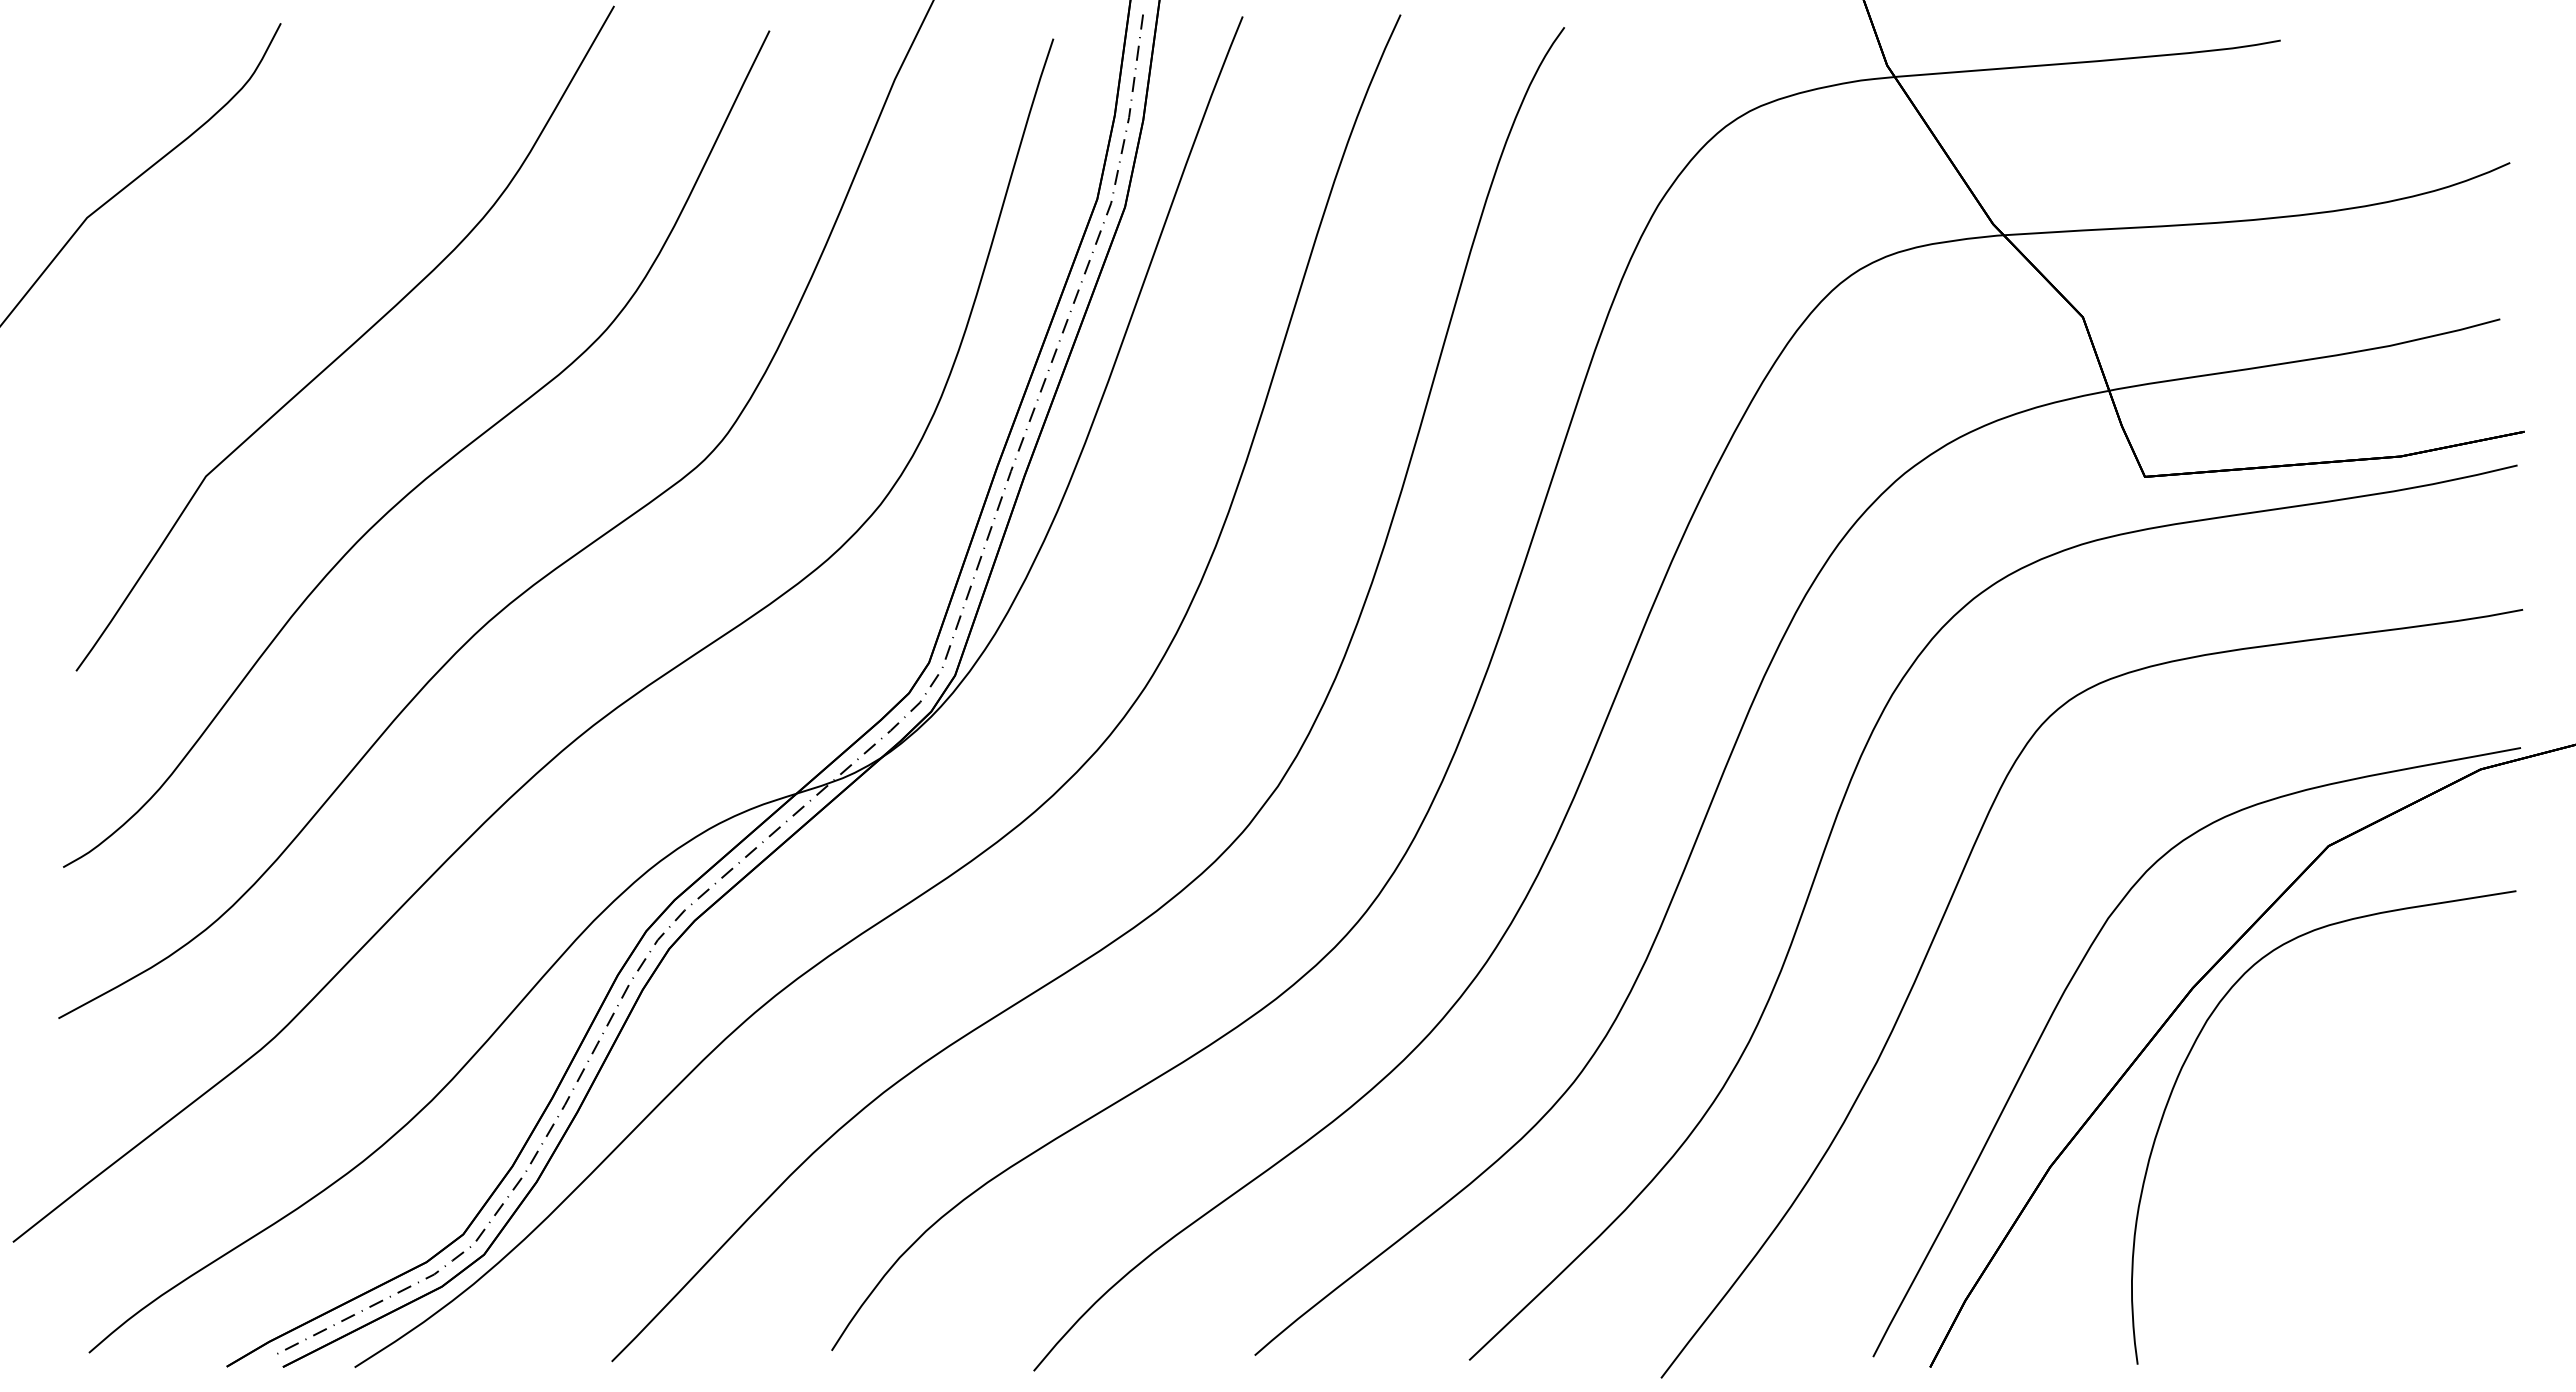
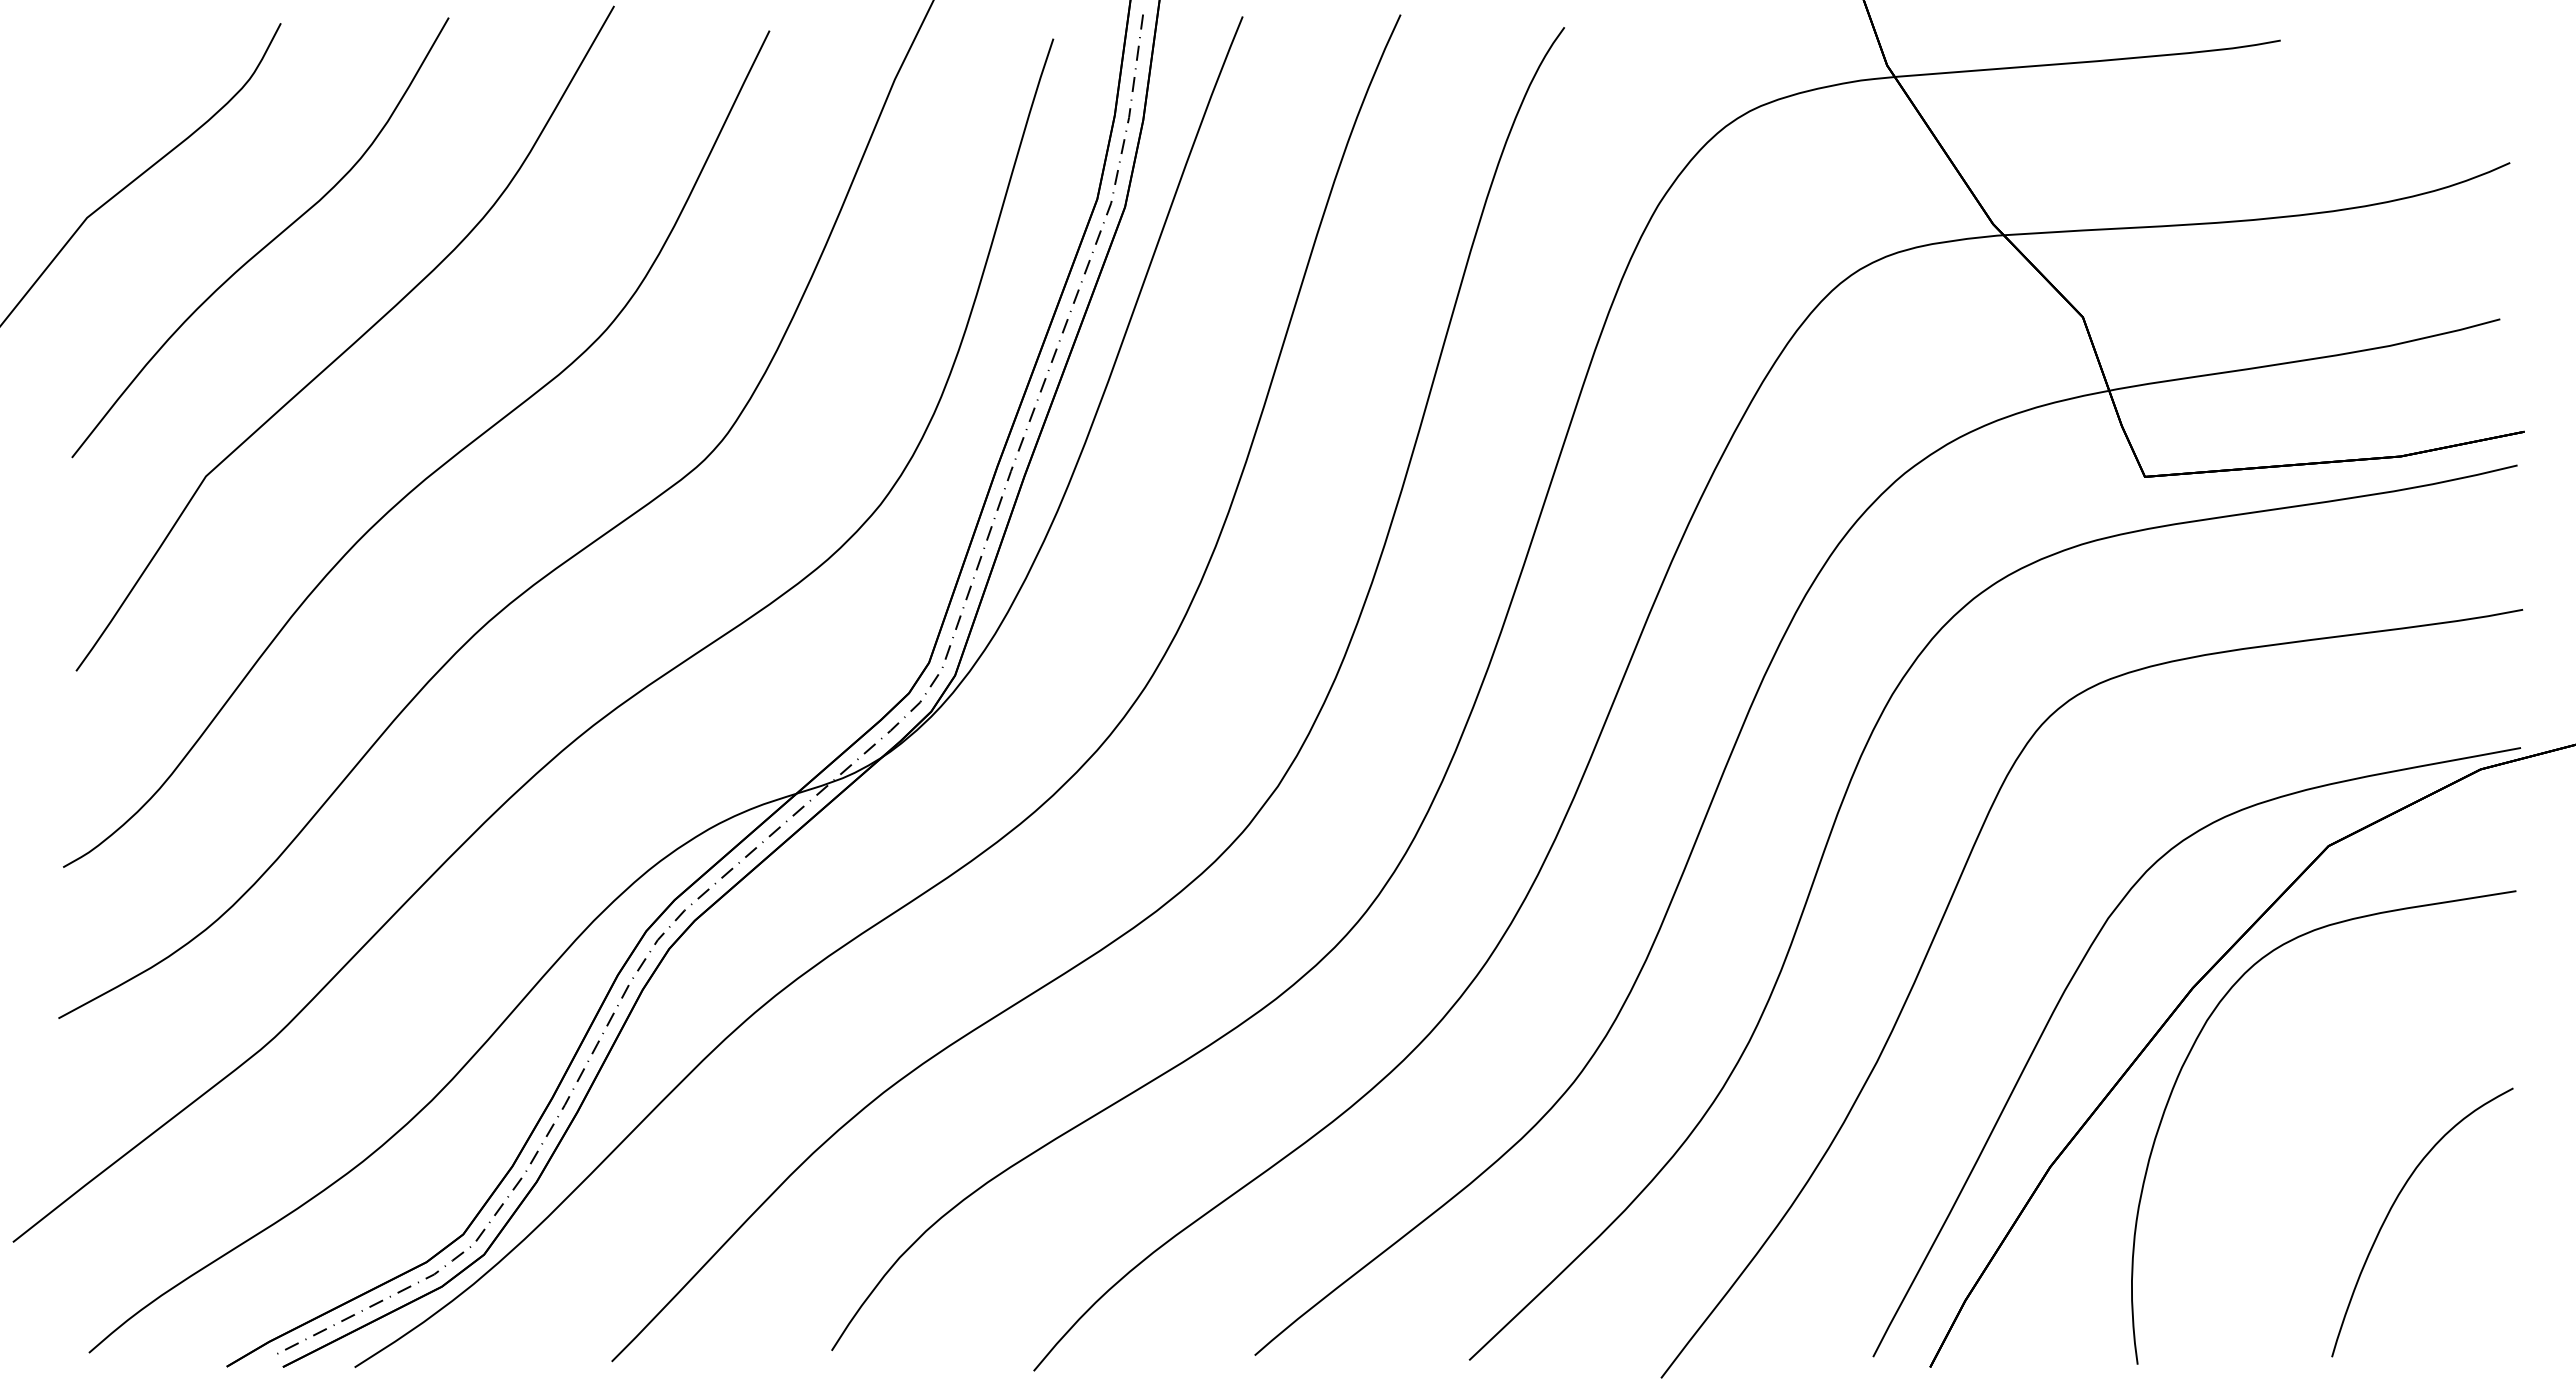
curve: none -> present (267, 243)
curve: none -> present (2393, 1206)
